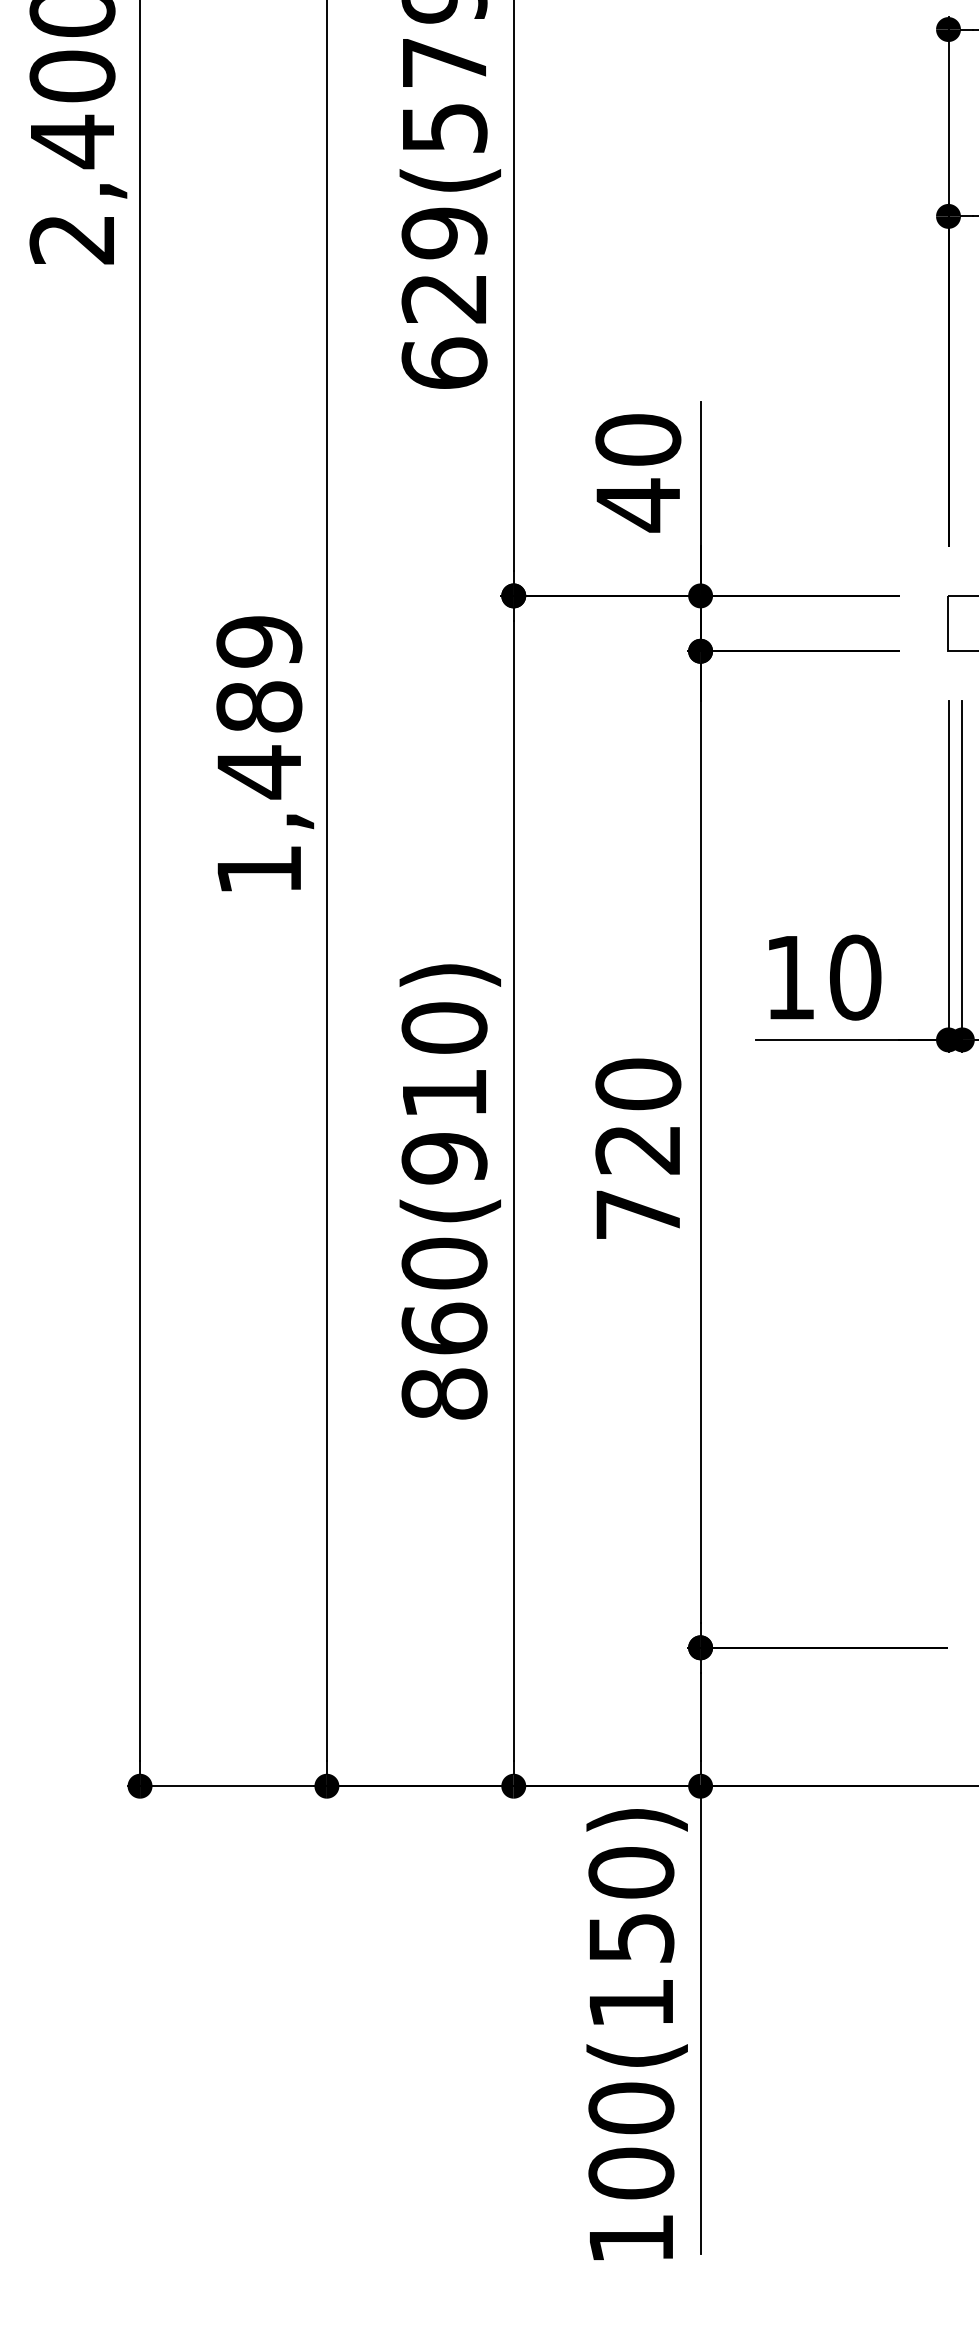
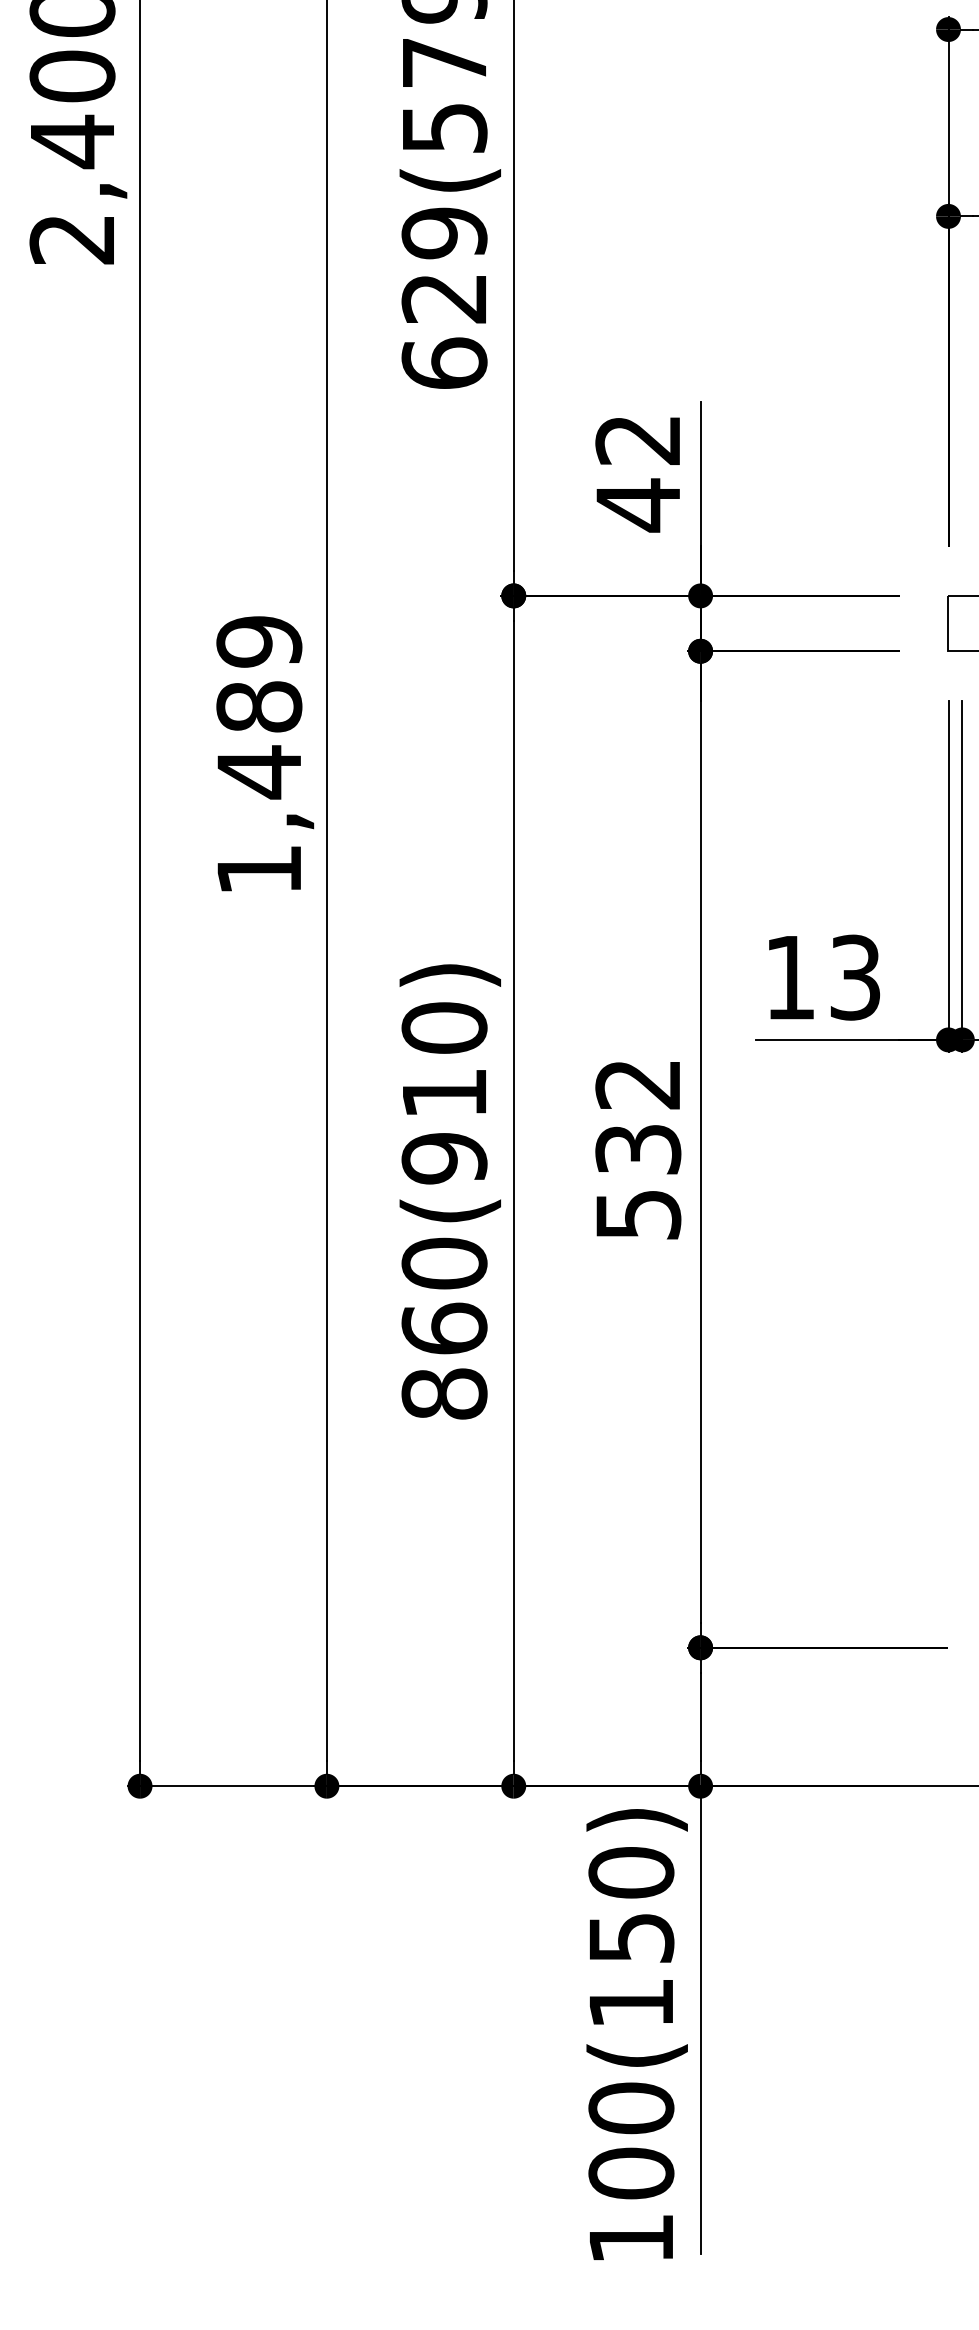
text: 40 -> 42 (638, 439)
text: 10 -> 13 (855, 977)
text: 720 -> 532 (638, 1148)
